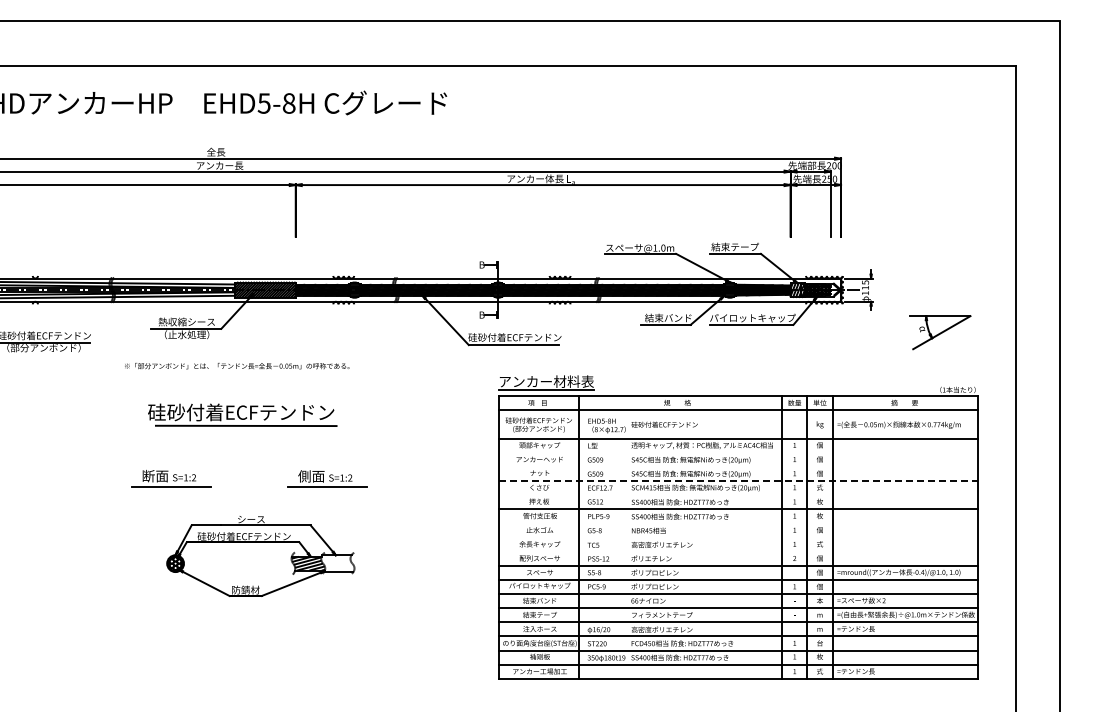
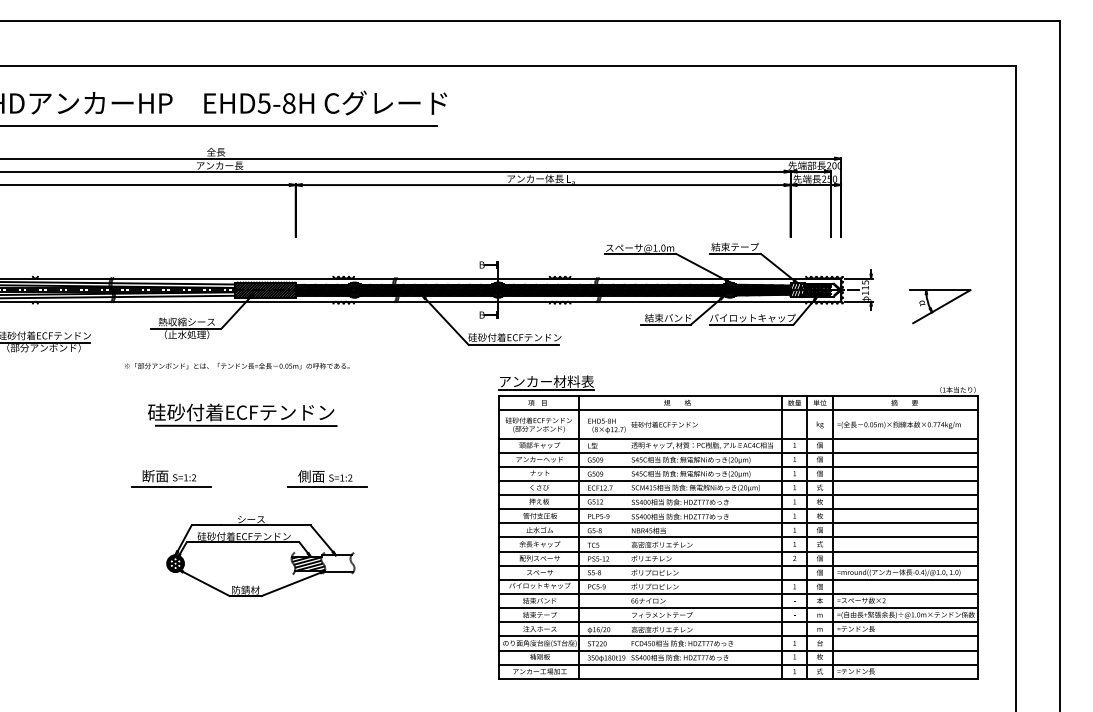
line: none -> present (219, 126)
part position: (940, 332) -> (940, 306) (940, 306)
line: none -> present (737, 452)
line: none -> present (737, 466)
line: dashed -> solid (738, 480)
line: none -> present (737, 495)
line: none -> present (737, 523)
line: none -> present (737, 537)
line: none -> present (737, 551)
